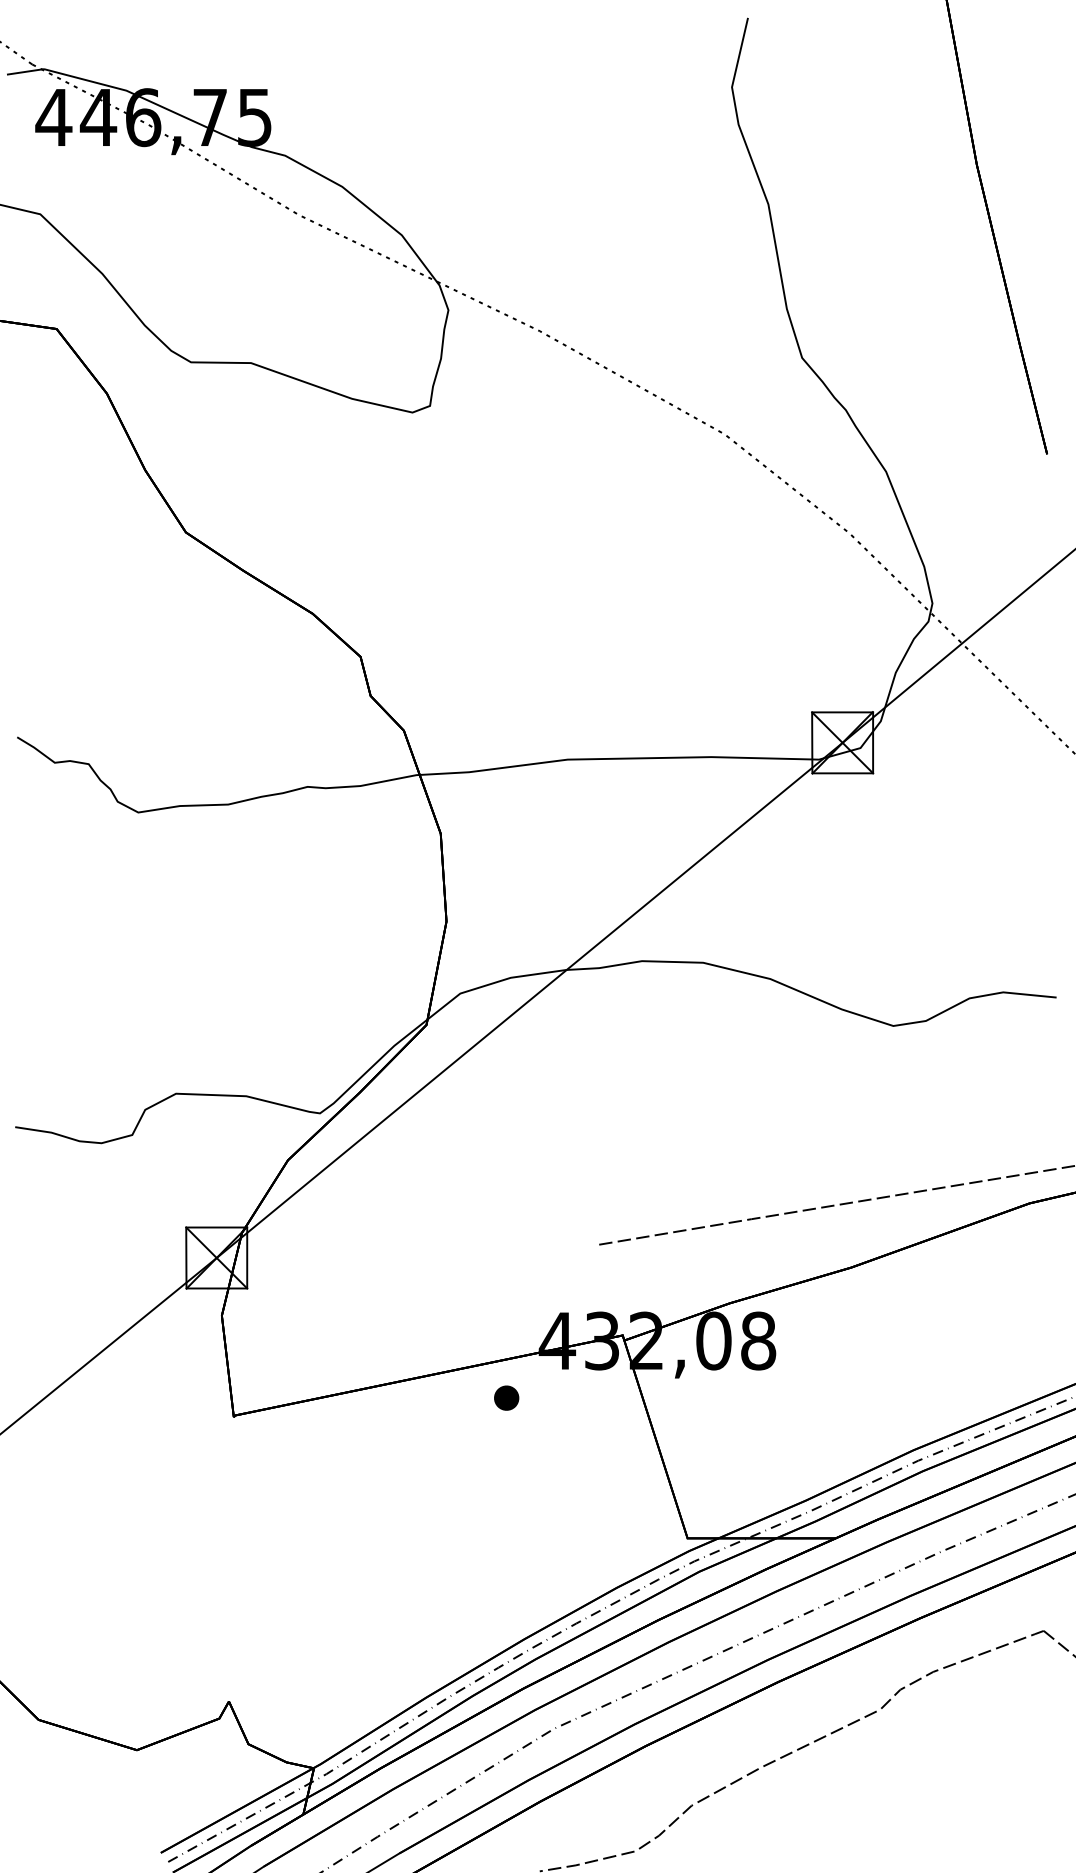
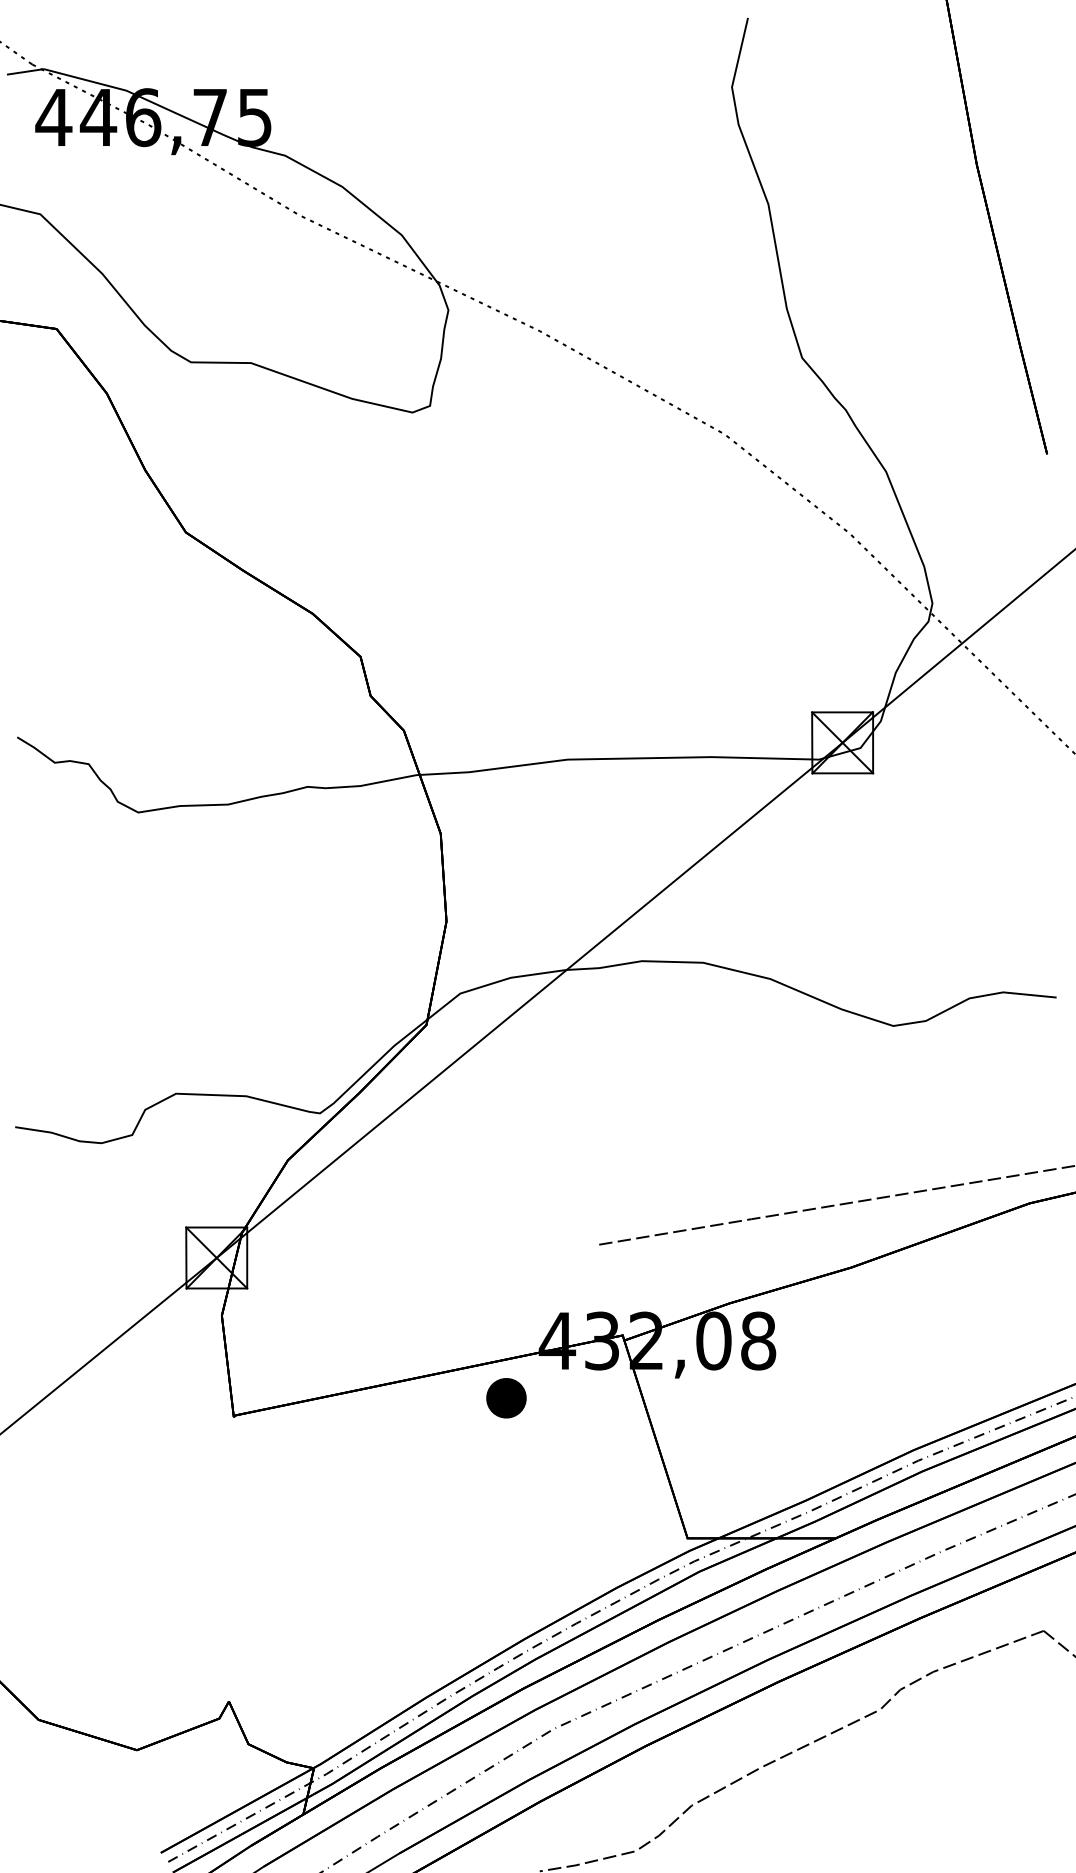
part size: 26x26 px -> 41x41 px (506, 1398)
